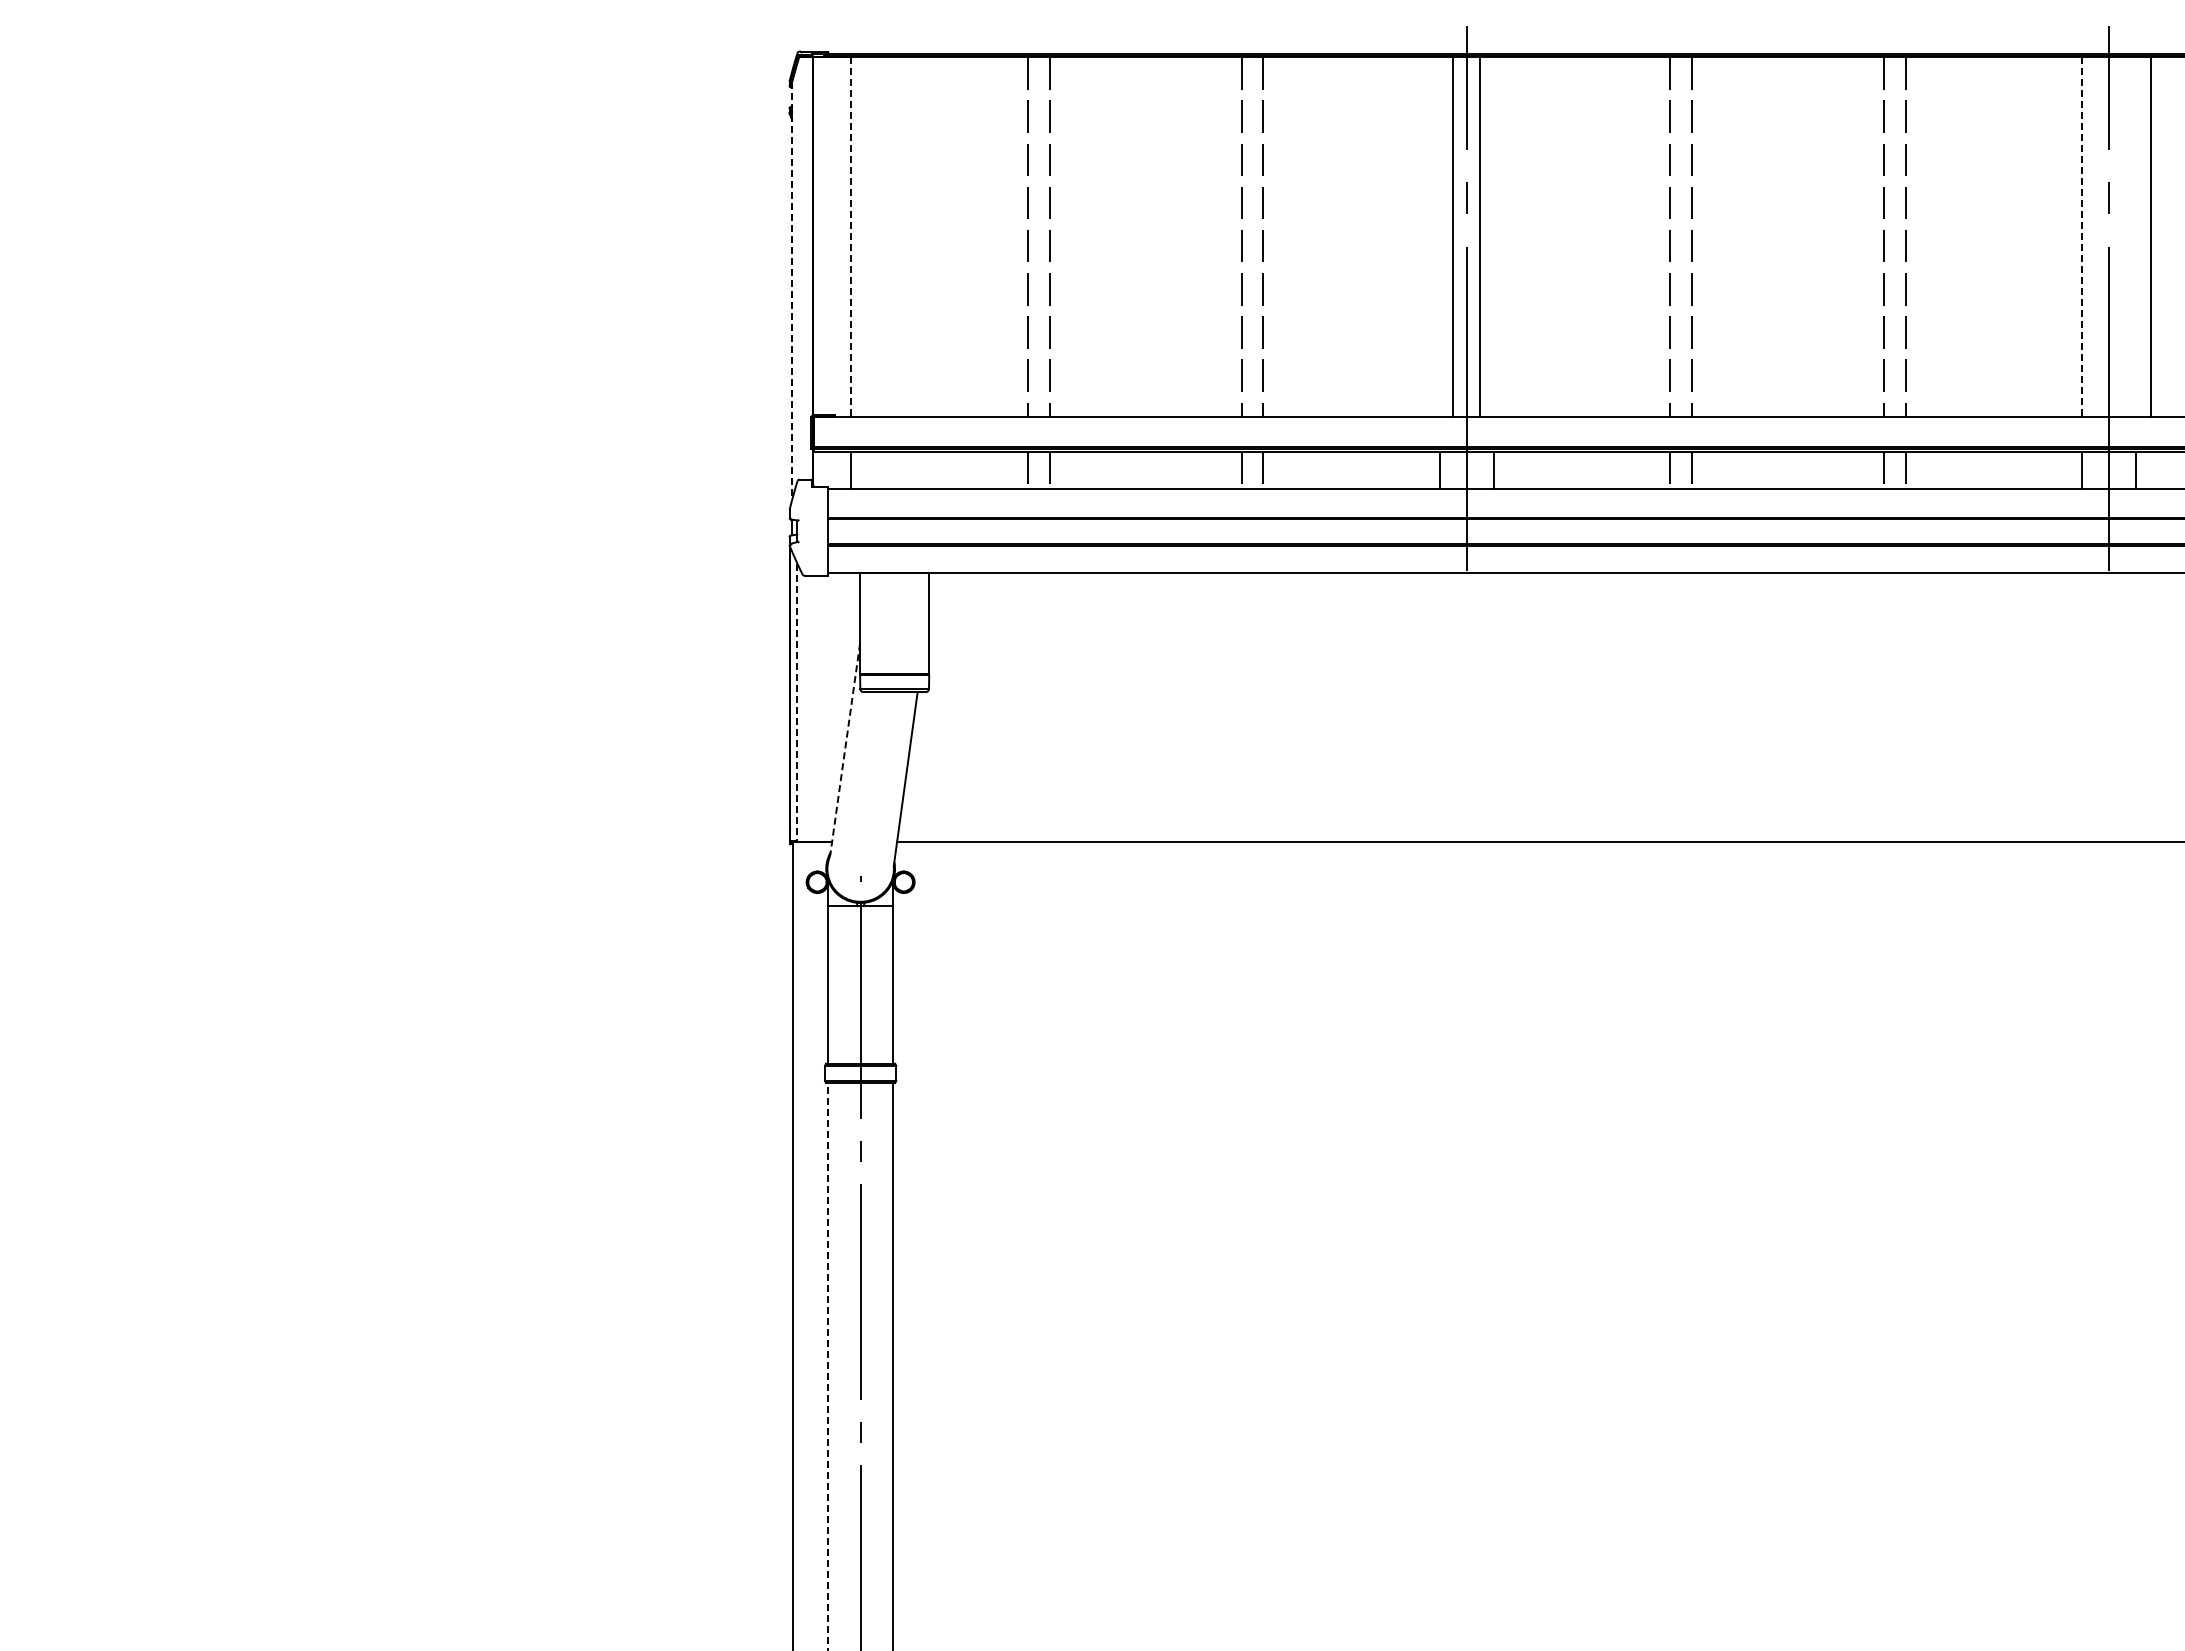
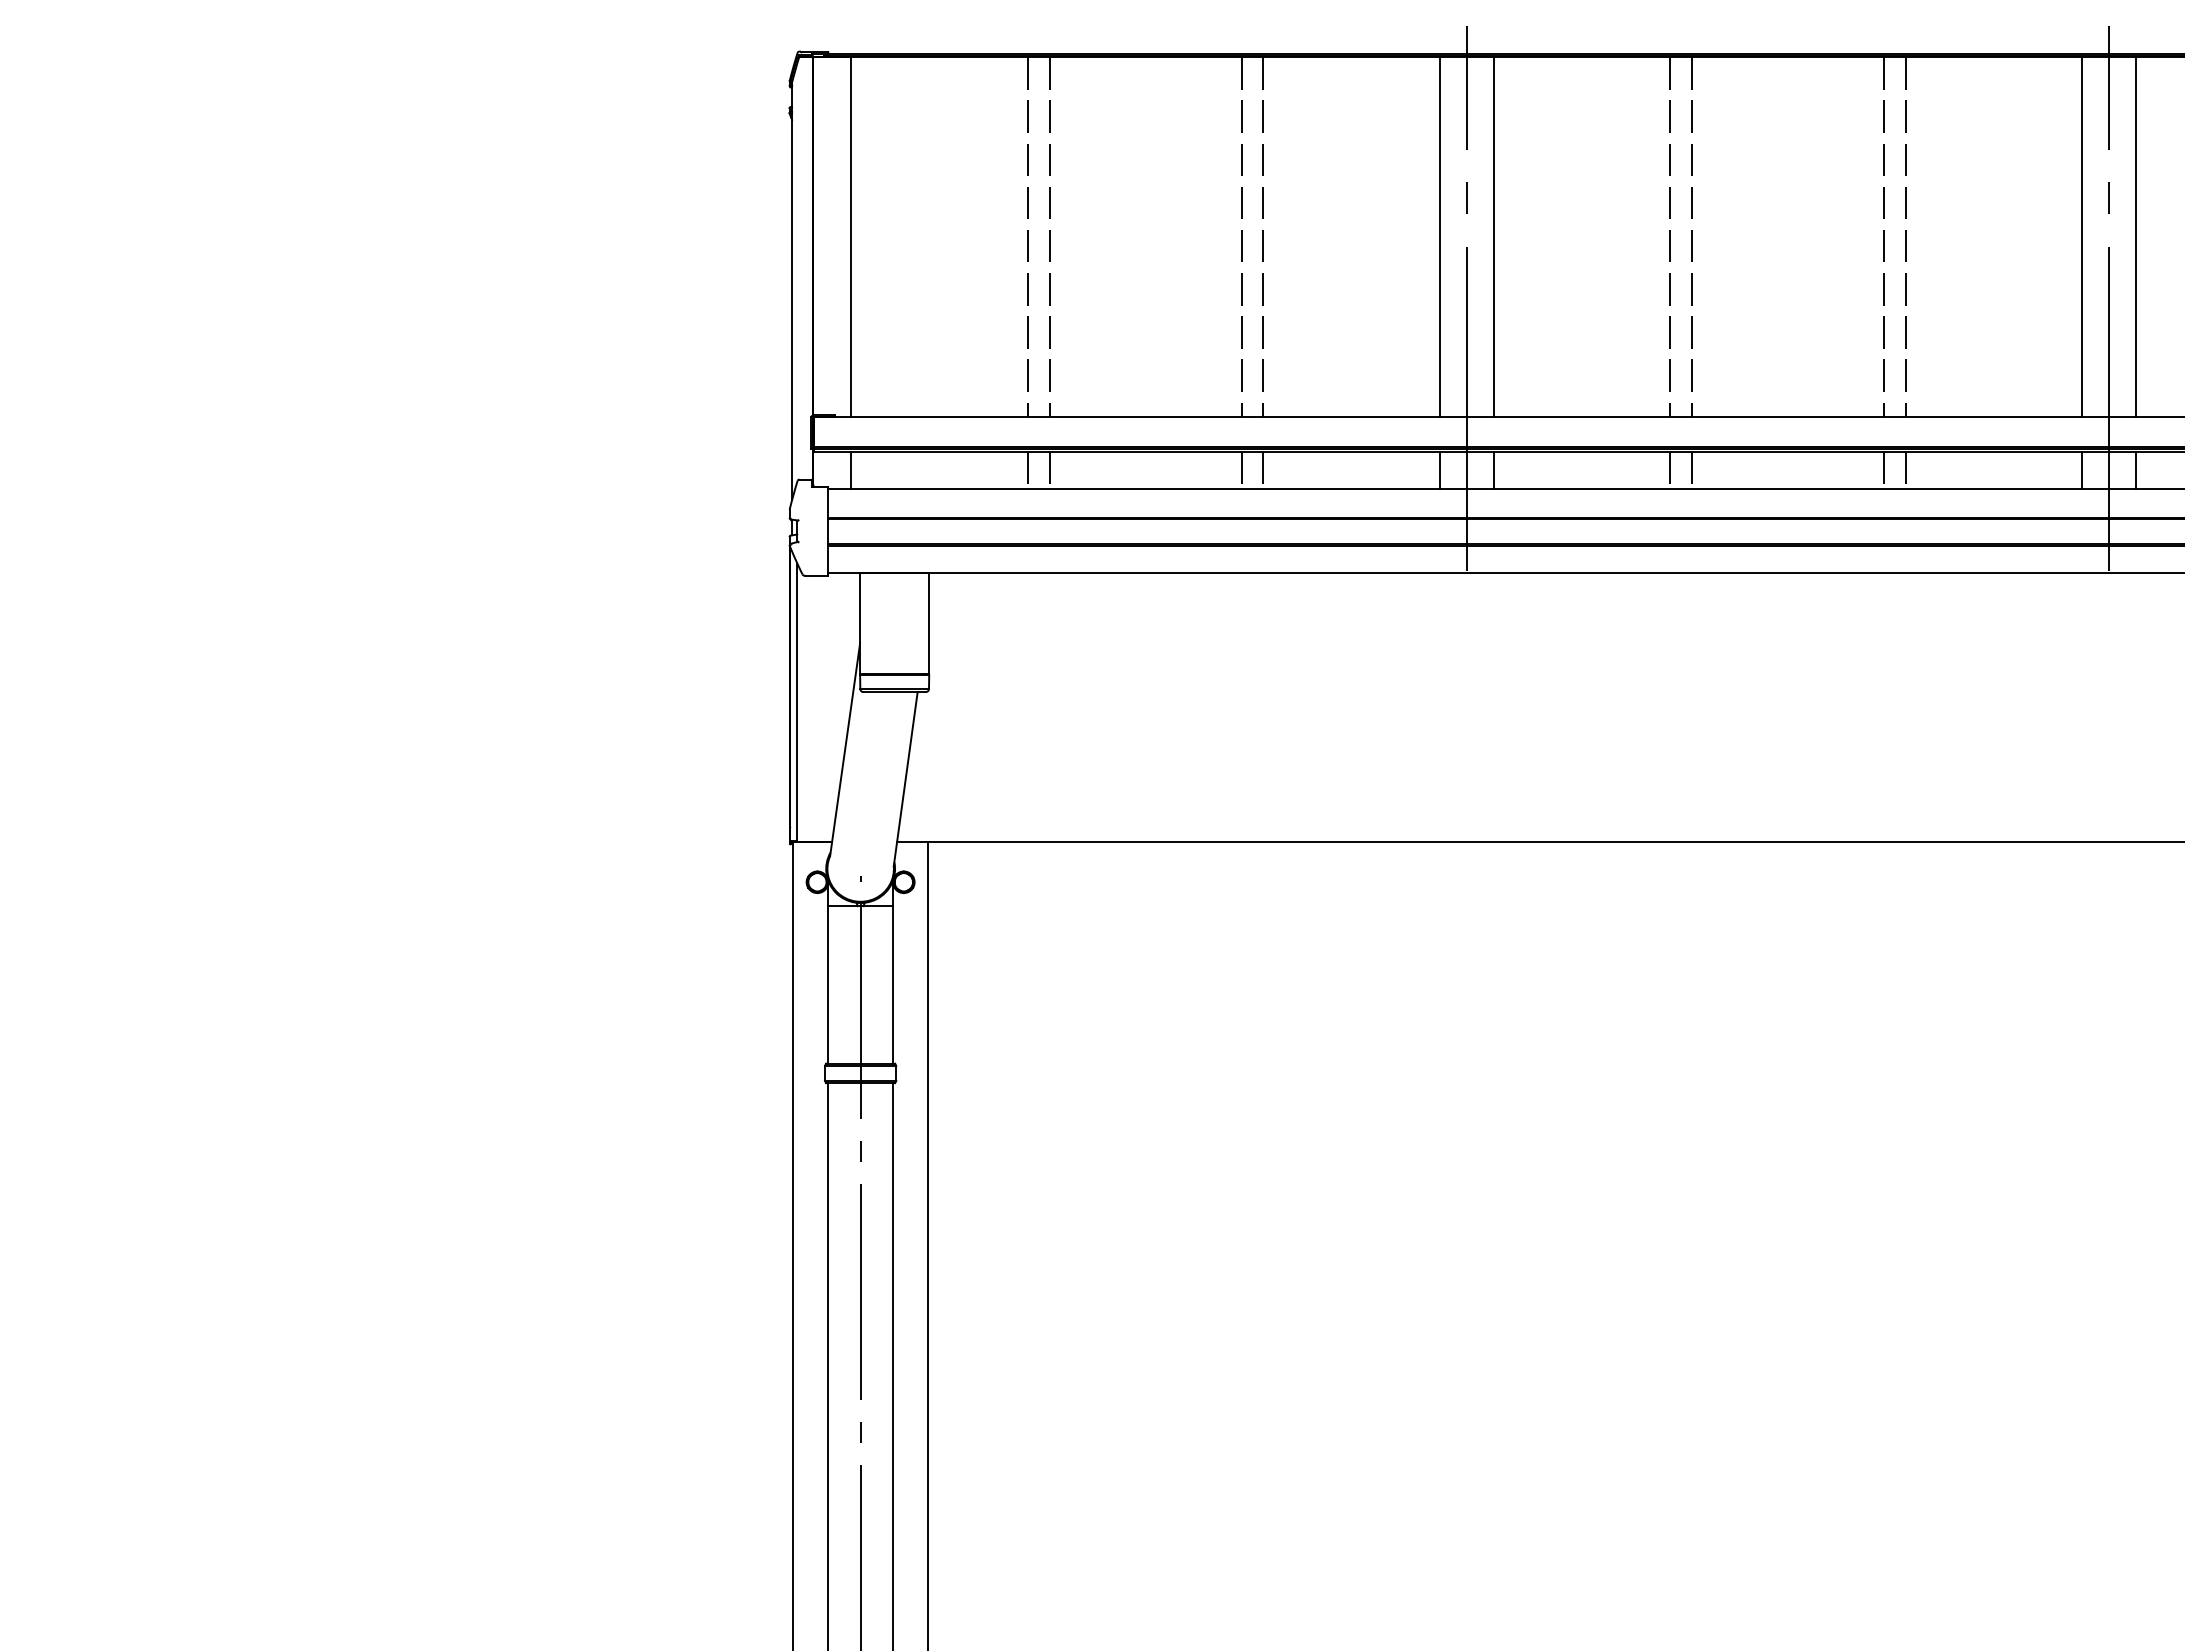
line: dashed -> solid (851, 237)
line position: (1452, 237) -> (1439, 237) (1439, 237)
line position: (1479, 237) -> (1493, 237) (1493, 237)
line: dashed -> solid (2082, 237)
line position: (2151, 237) -> (2136, 237) (2136, 237)
line: dashed -> solid (792, 291)
line: dashed -> solid (797, 702)
line: dashed -> solid (845, 749)
line: none -> present (928, 1244)
line: dashed -> solid (828, 1366)
